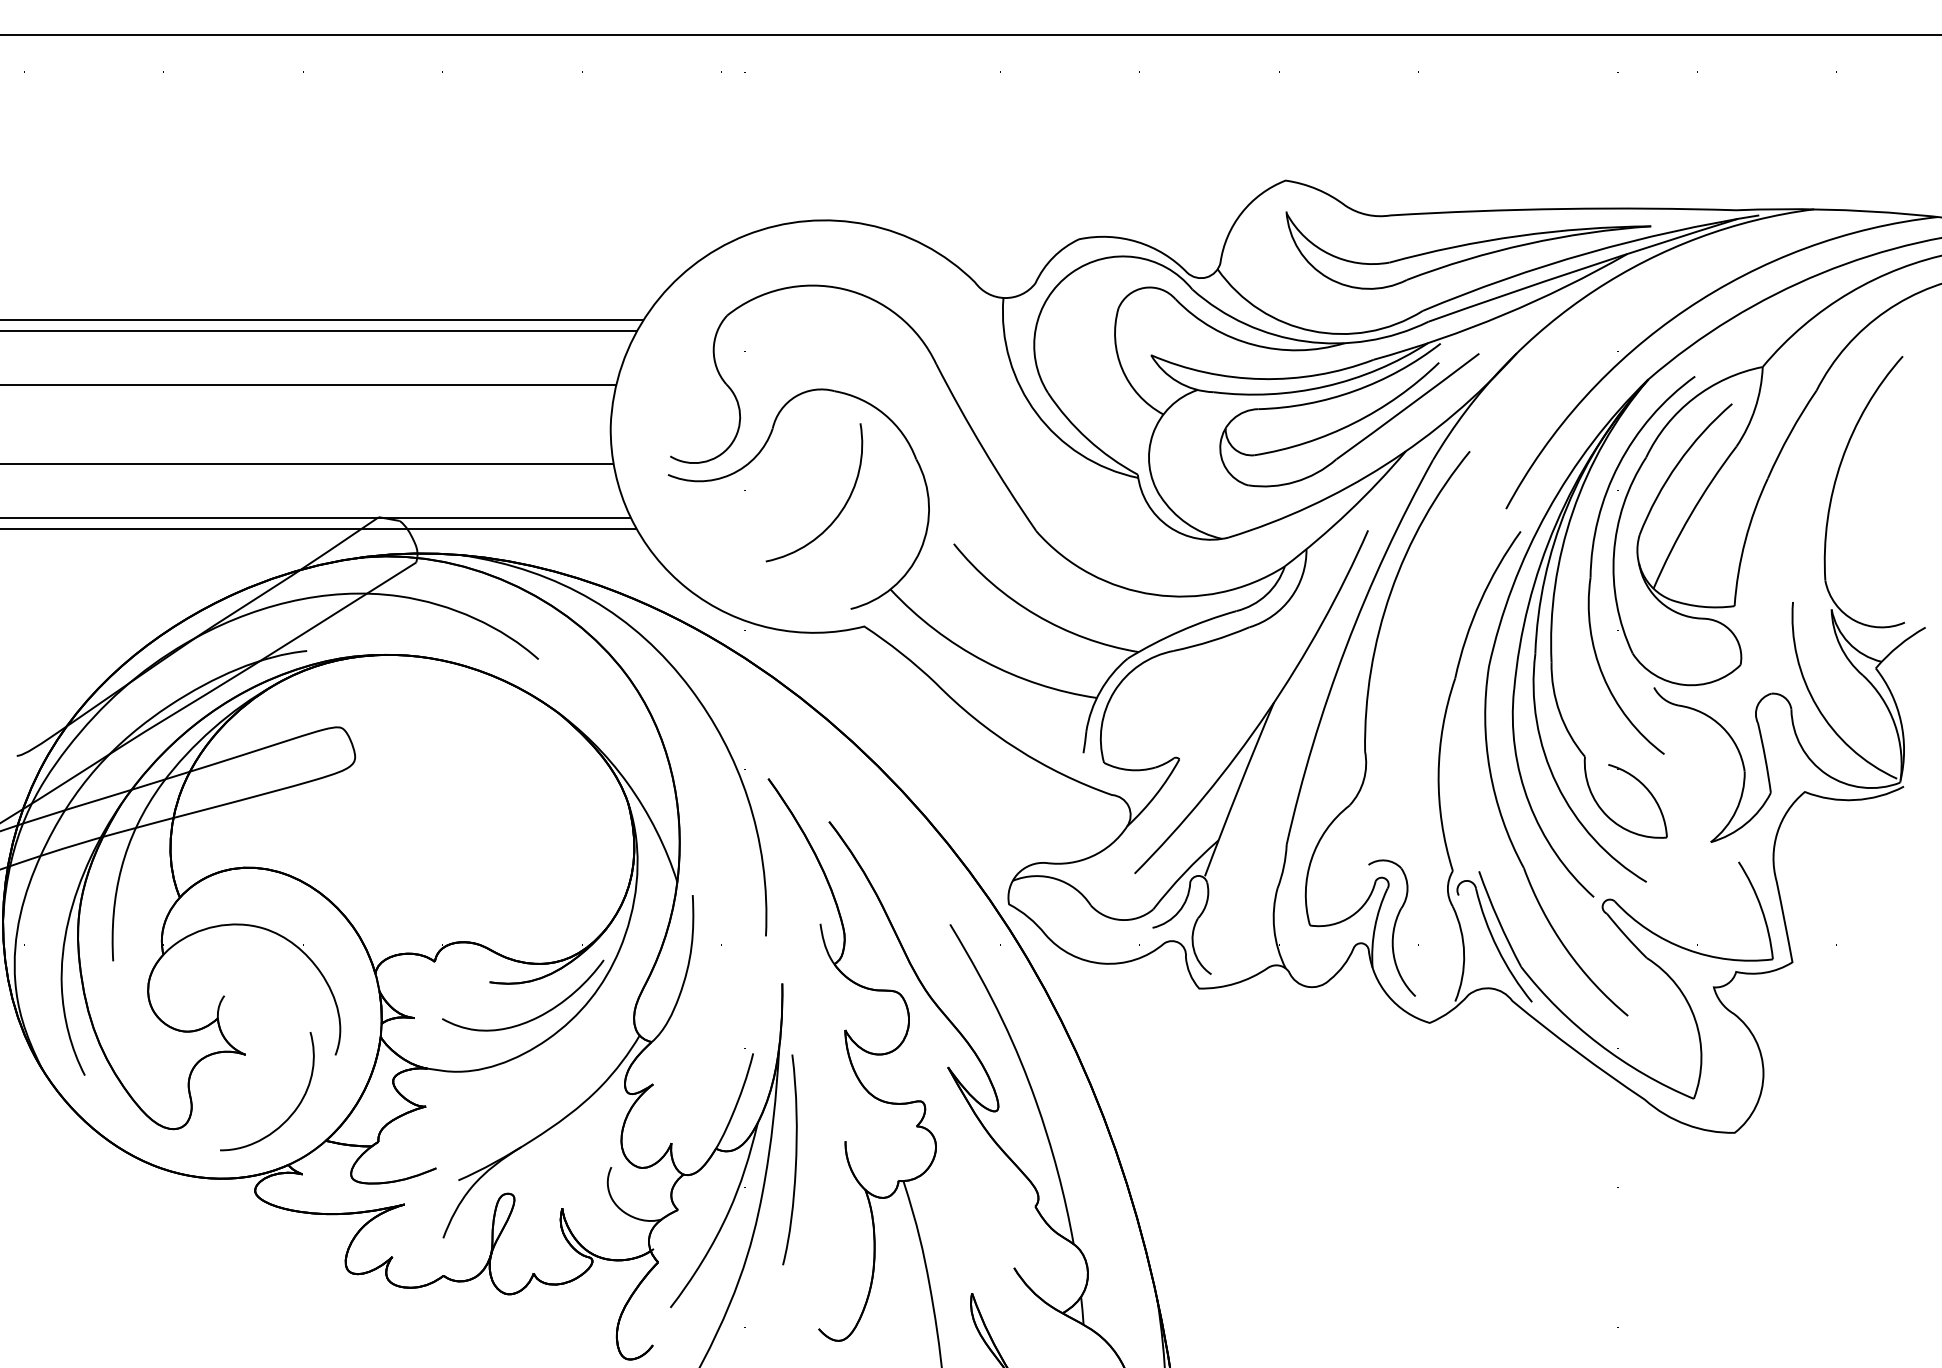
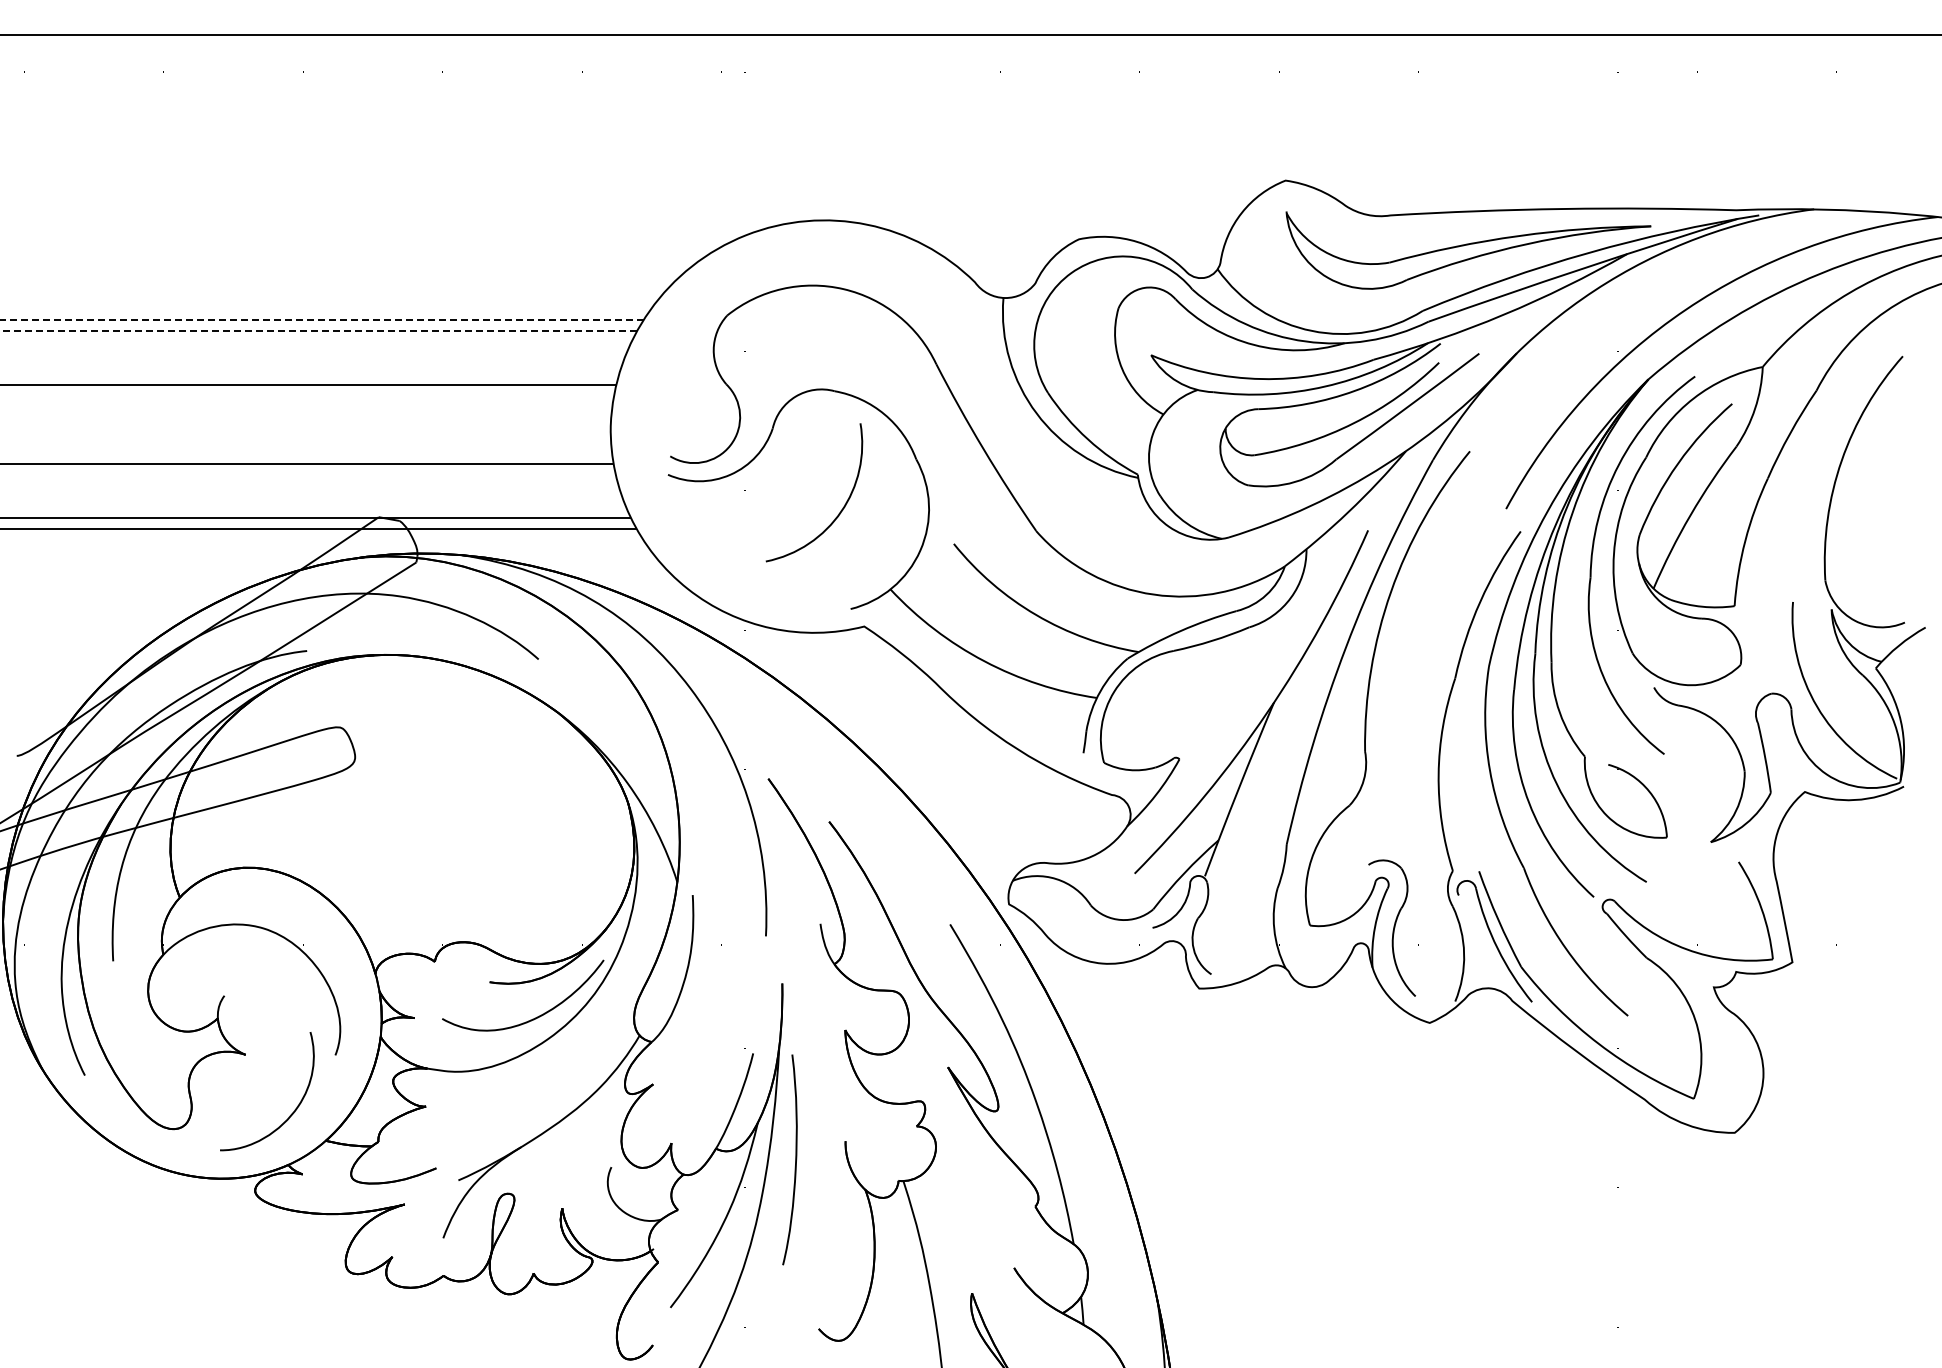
line: solid -> dashed (322, 319)
line: solid -> dashed (319, 330)
